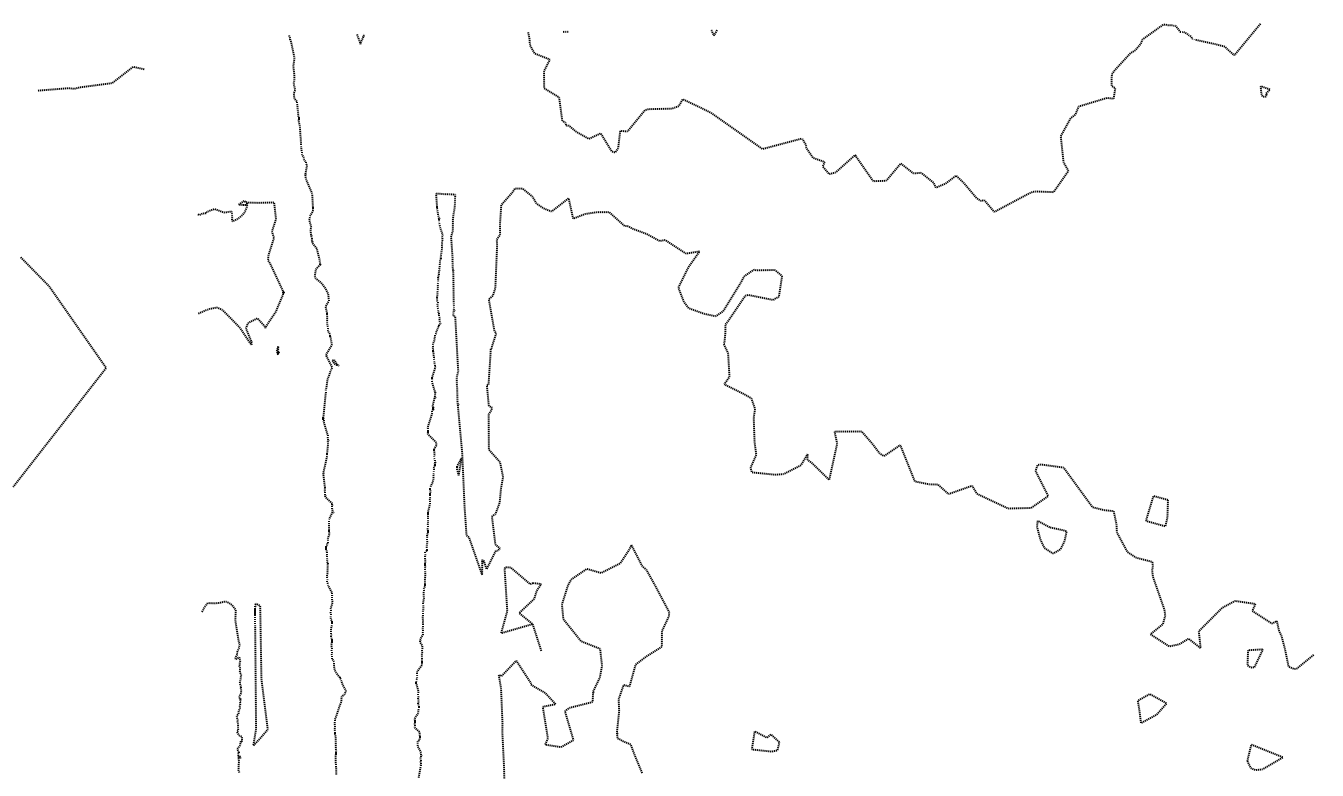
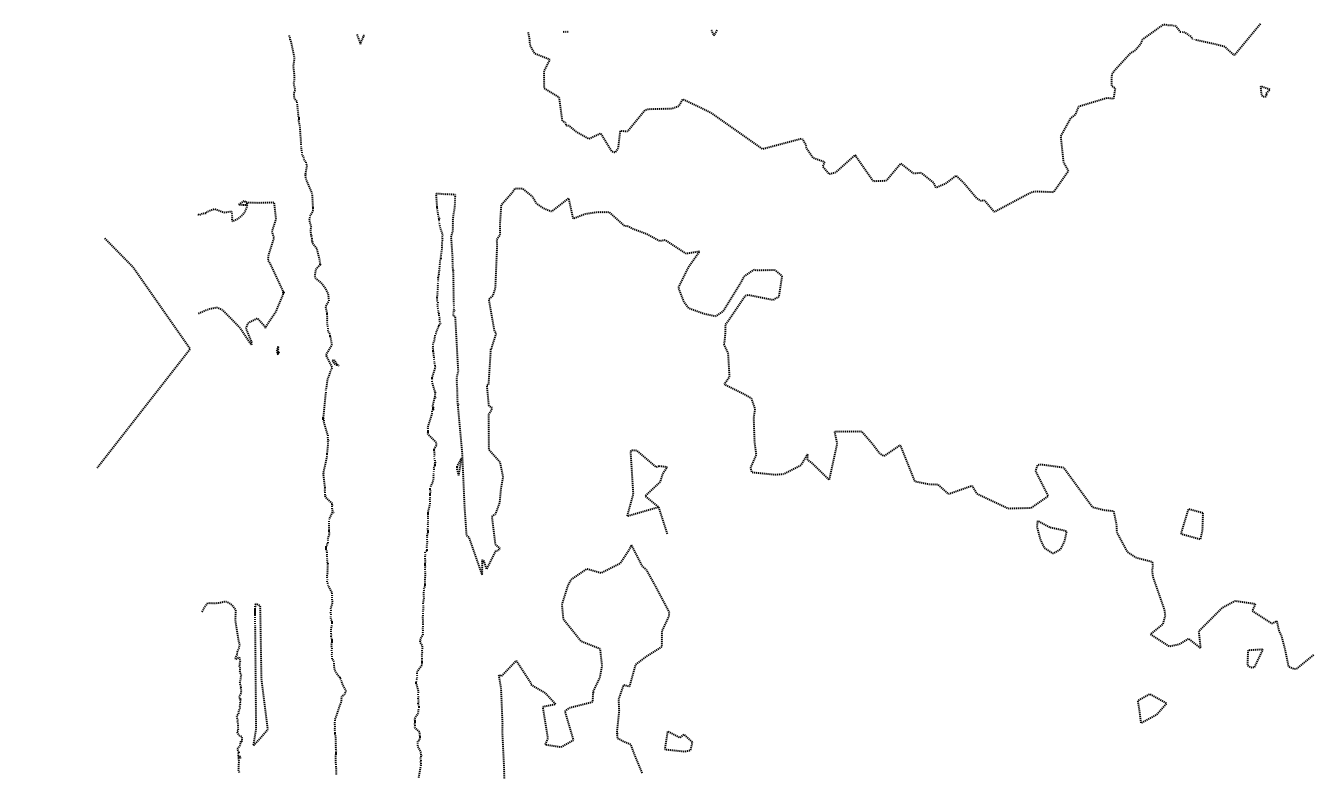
curve: present -> none (92, 84)
curve position: (85, 392) -> (169, 373) (169, 373)
part position: (1156, 510) -> (1191, 523) (1191, 523)
part position: (520, 608) -> (646, 491) (646, 491)
part position: (765, 741) -> (678, 741) (678, 741)
part: present -> none (1264, 757)
